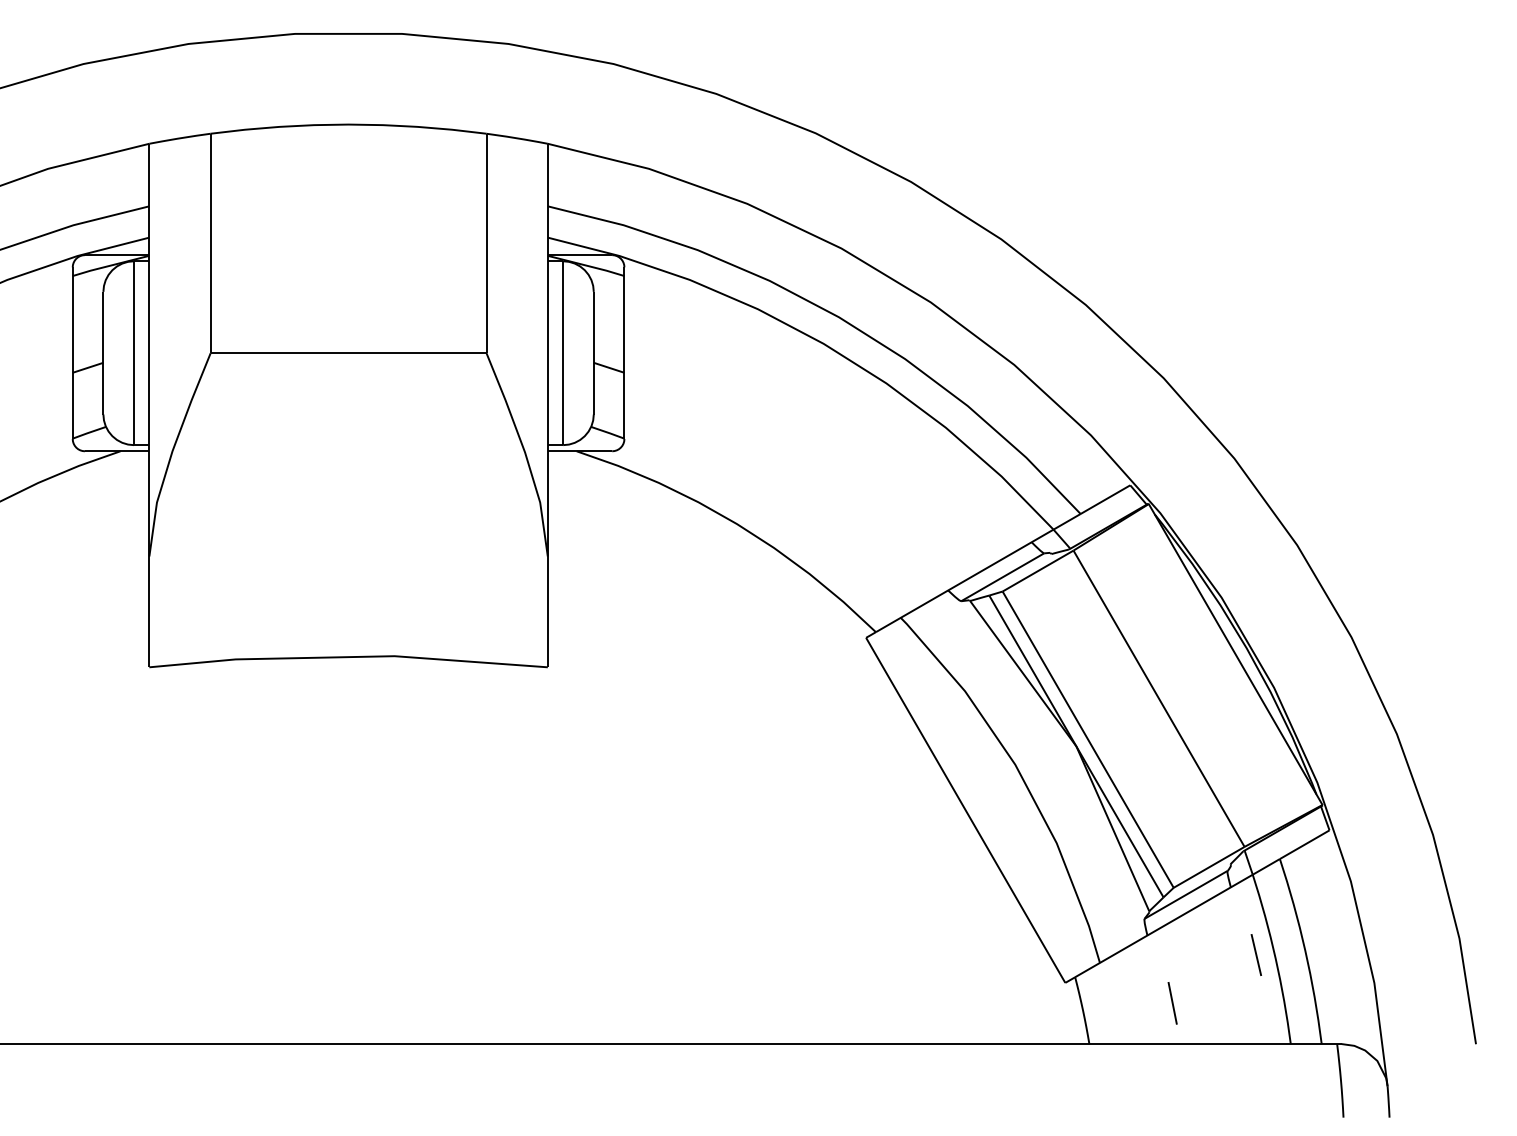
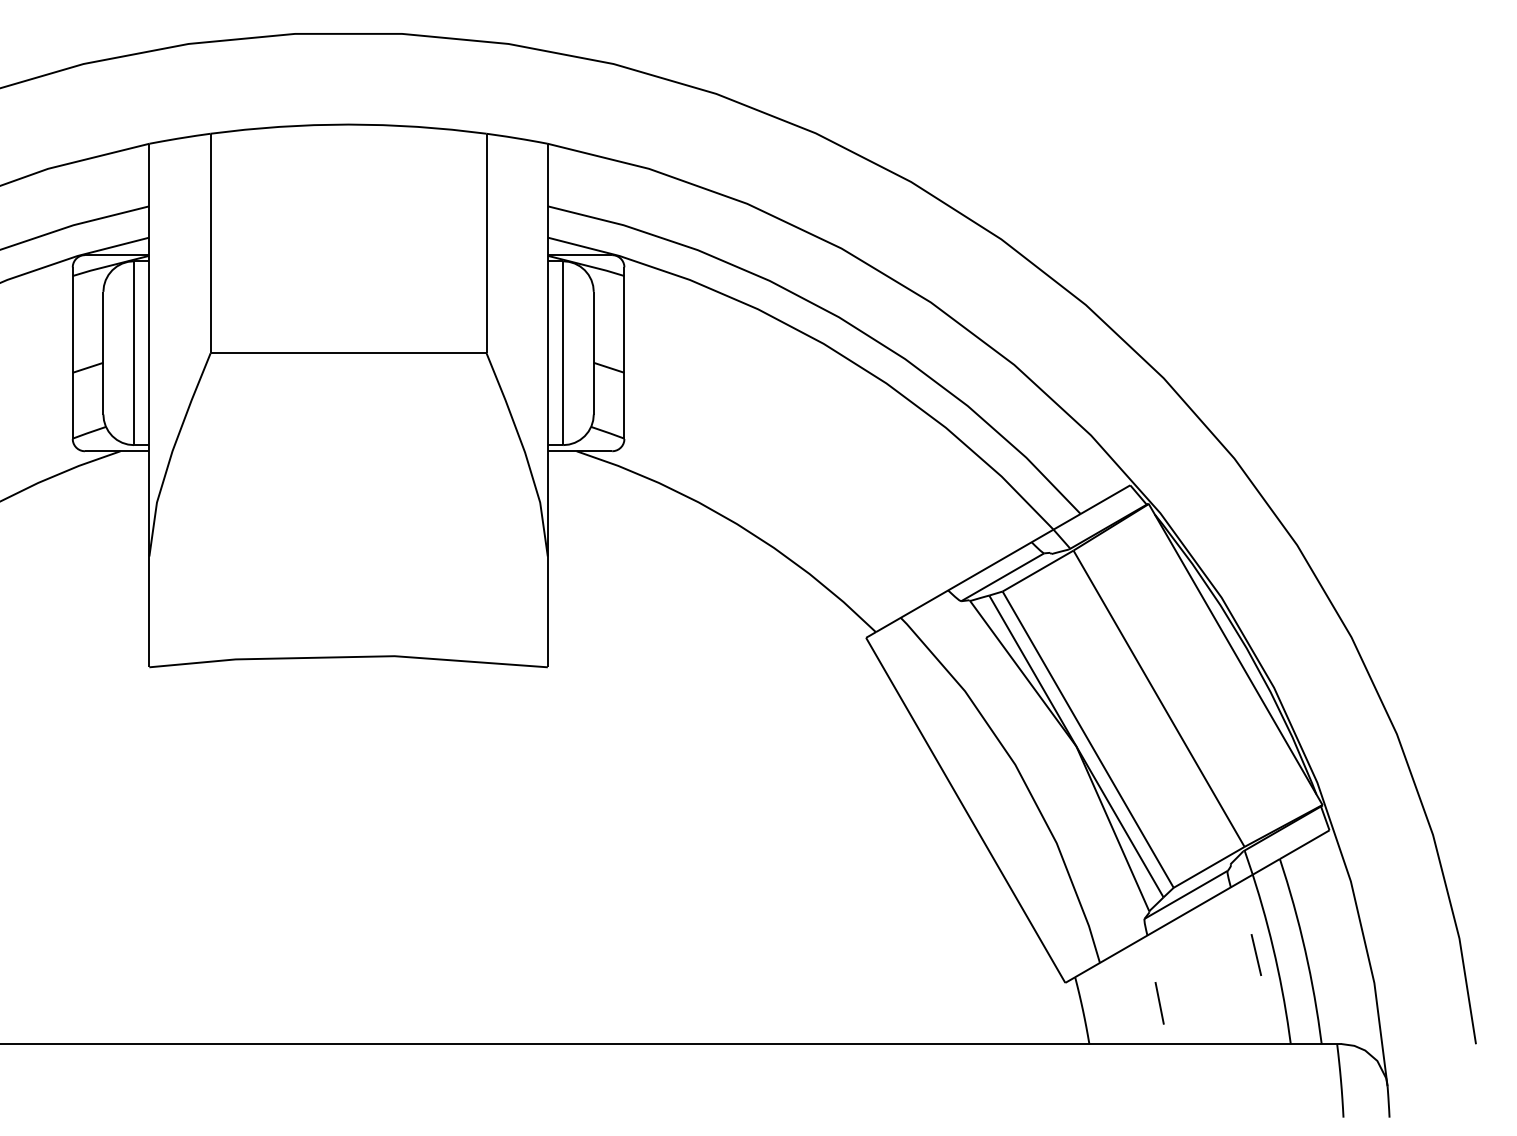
line position: (1172, 1003) -> (1159, 1003) (1159, 1003)
